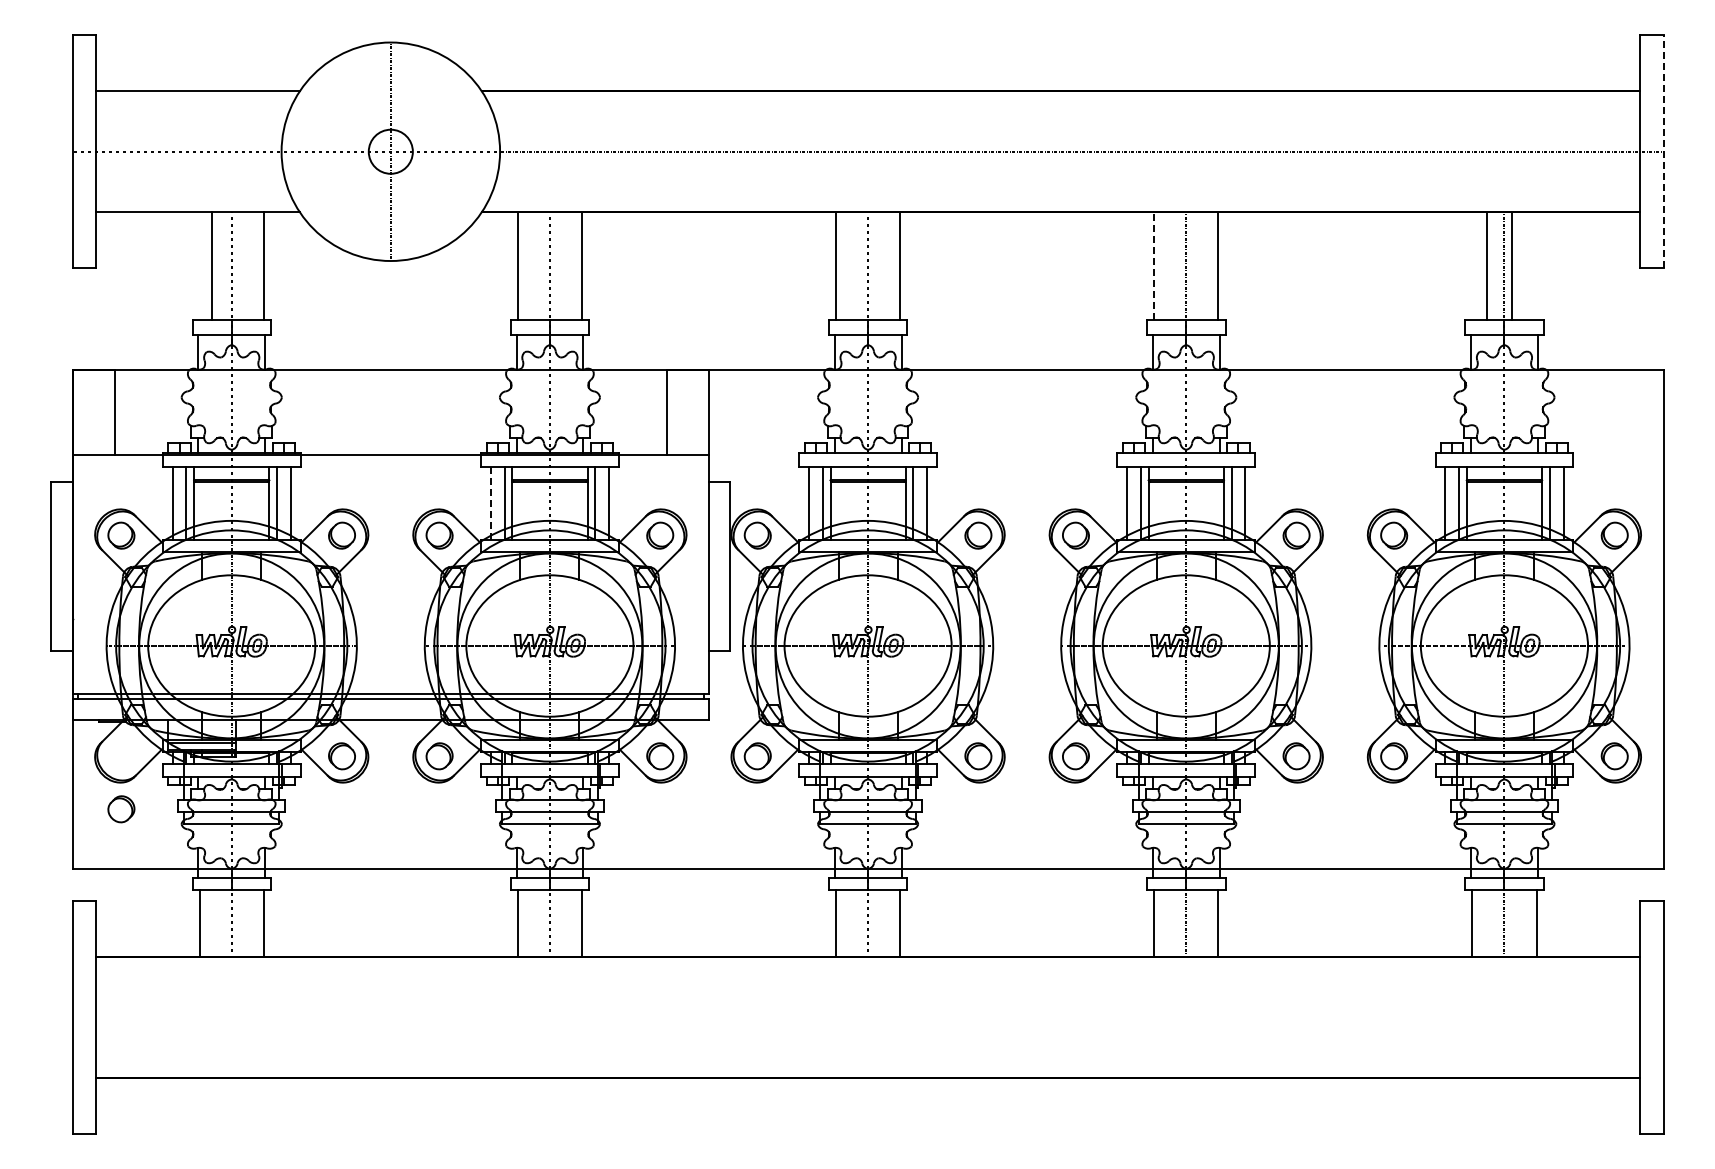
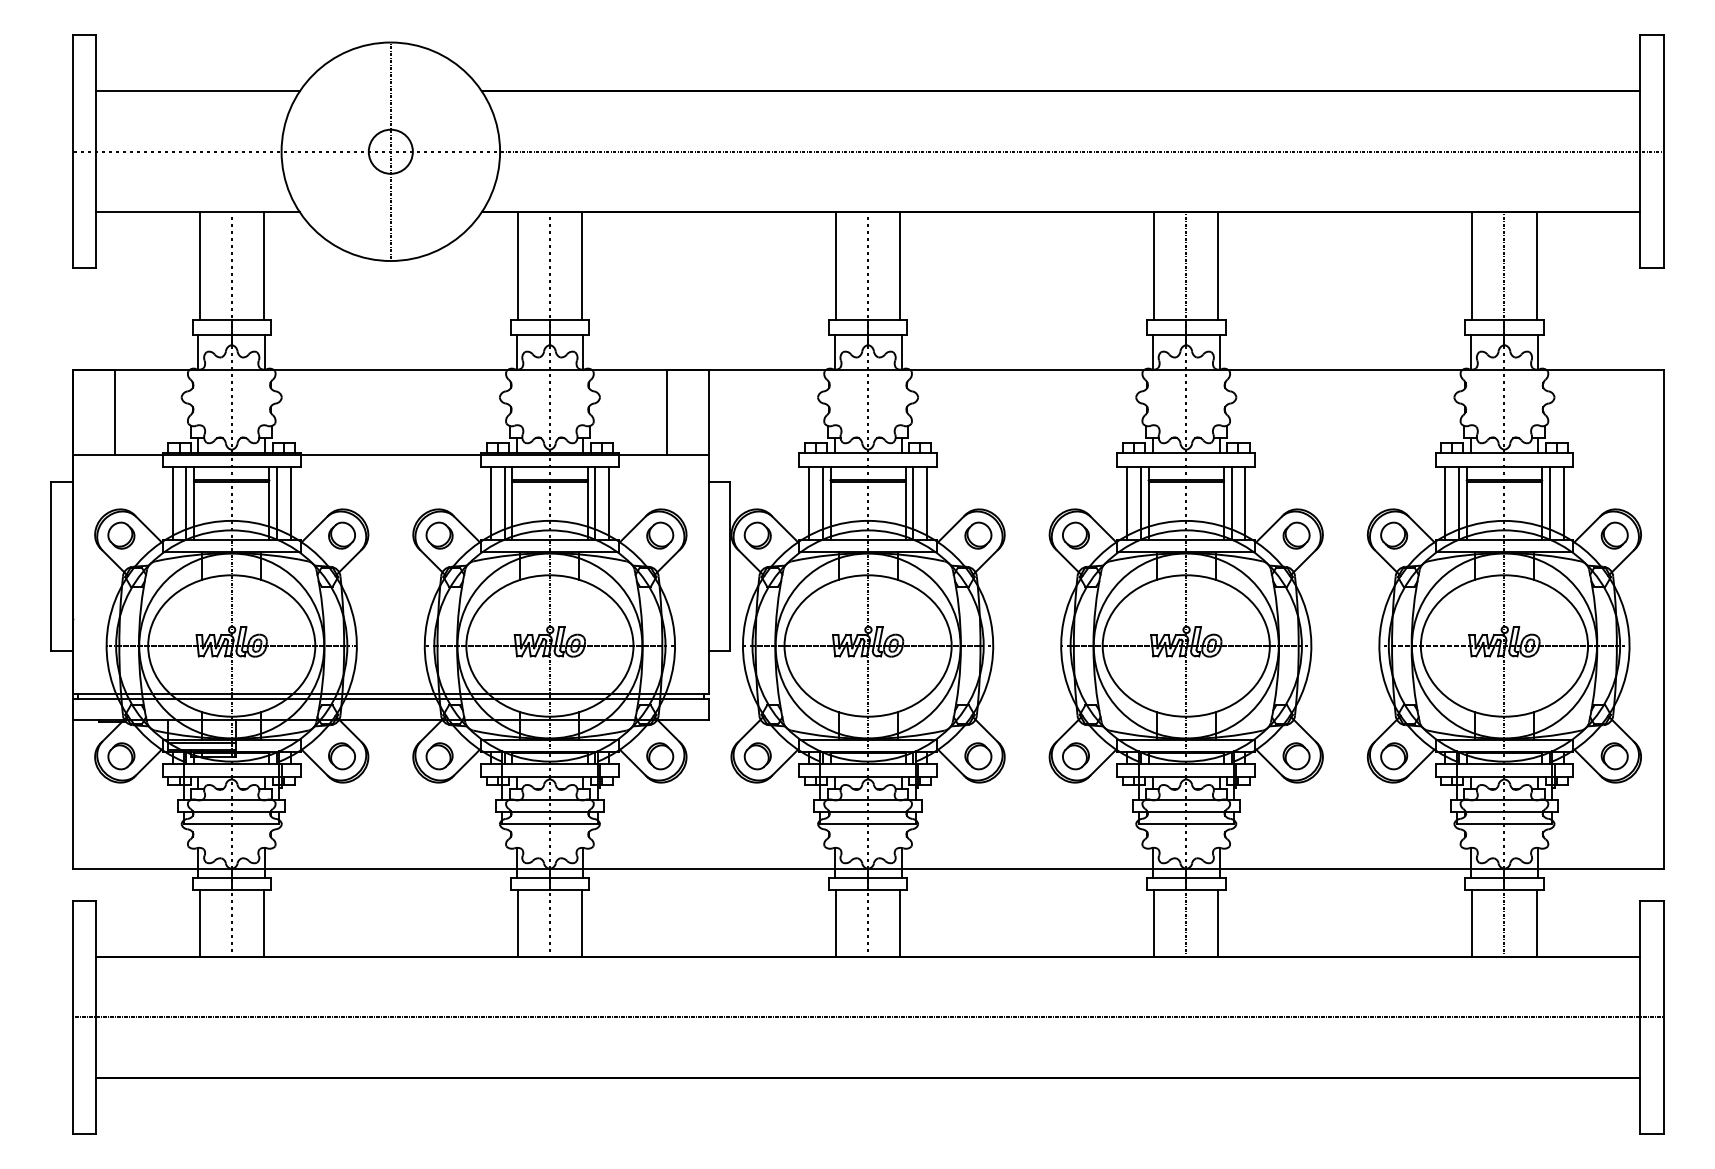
line: dashed -> solid (1663, 151)
line position: (211, 266) -> (199, 266) (199, 266)
line: dashed -> solid (1154, 266)
line position: (1487, 266) -> (1472, 266) (1472, 266)
line position: (1512, 266) -> (1536, 266) (1536, 266)
line: dashed -> solid (490, 504)
part position: (121, 809) -> (121, 756) (121, 756)
line: none -> present (867, 1017)
